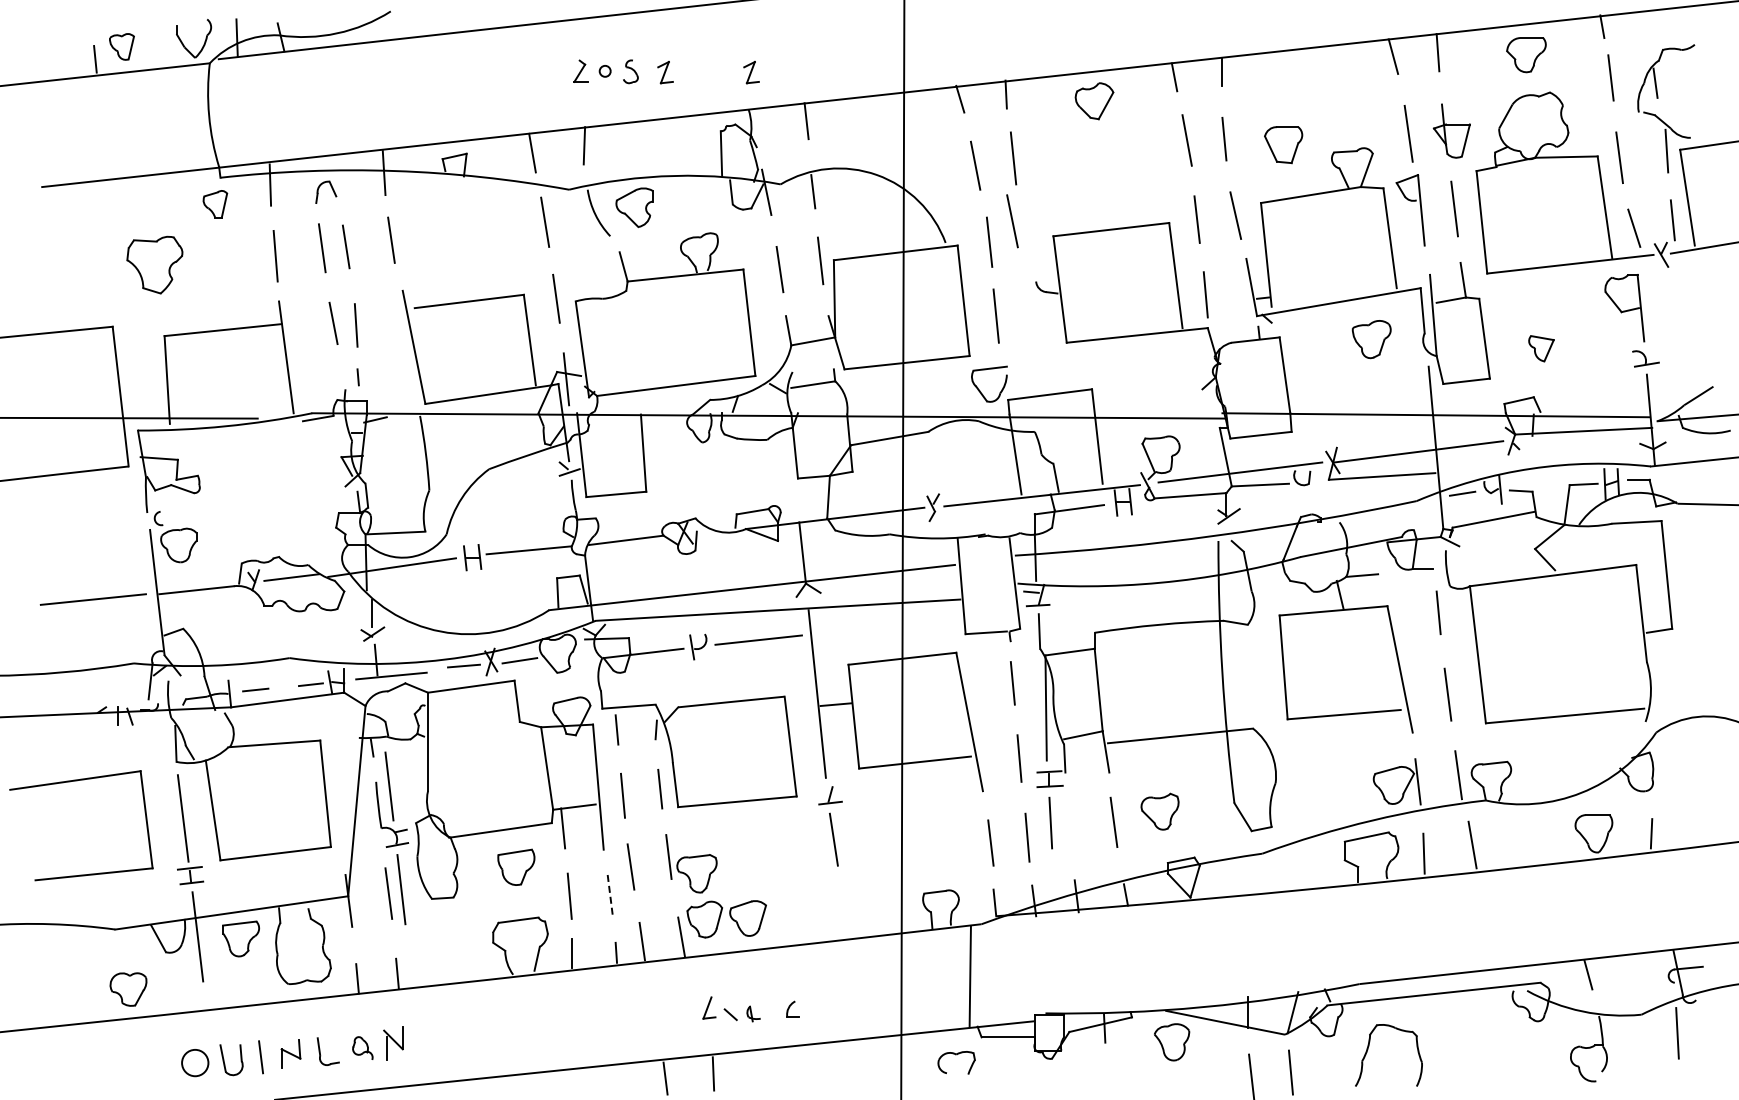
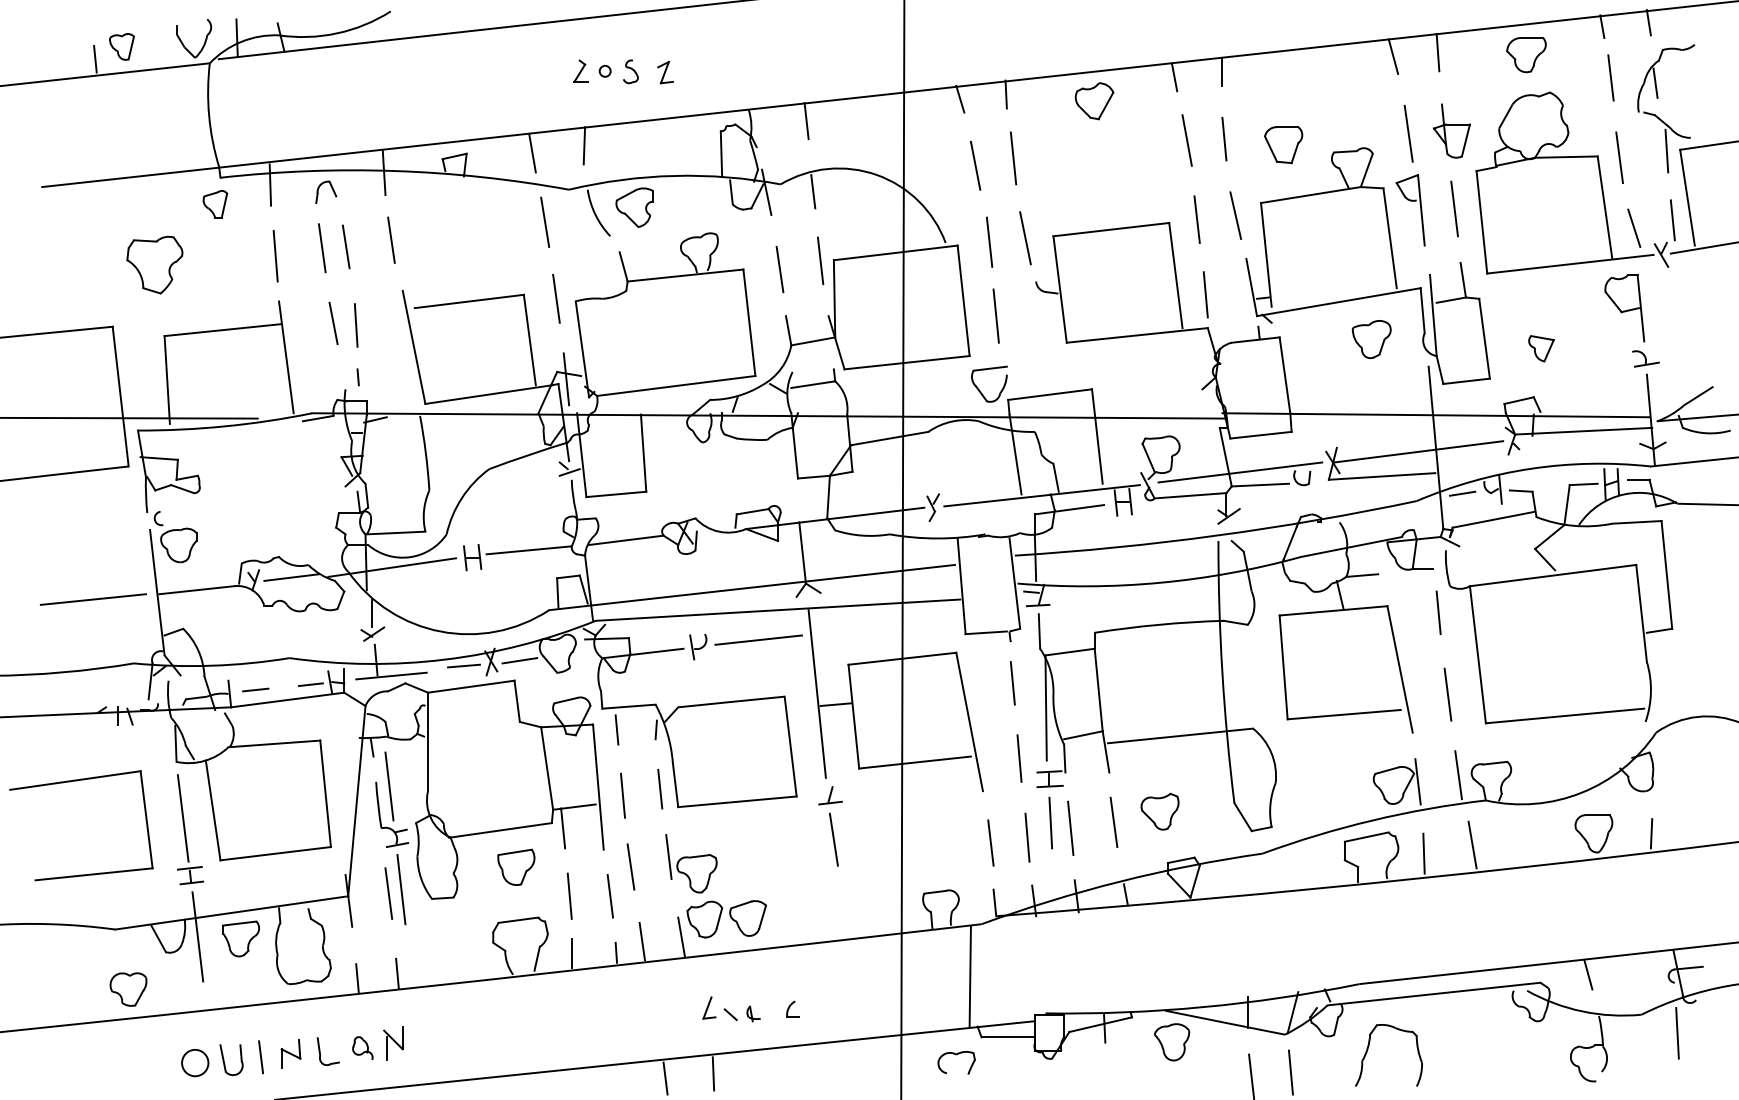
line: none -> present (1648, 22)
part: present -> none (751, 72)
line position: (1012, 221) -> (1025, 238) (1025, 238)
line: none -> present (1070, 828)
line: dashed -> solid (610, 896)
